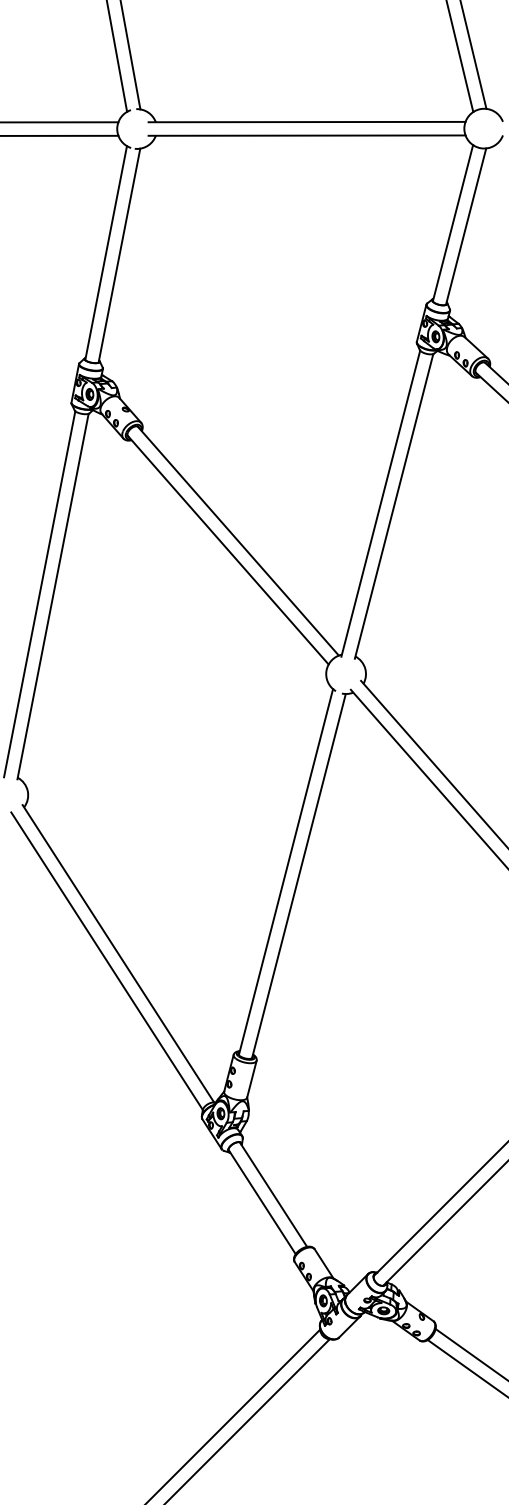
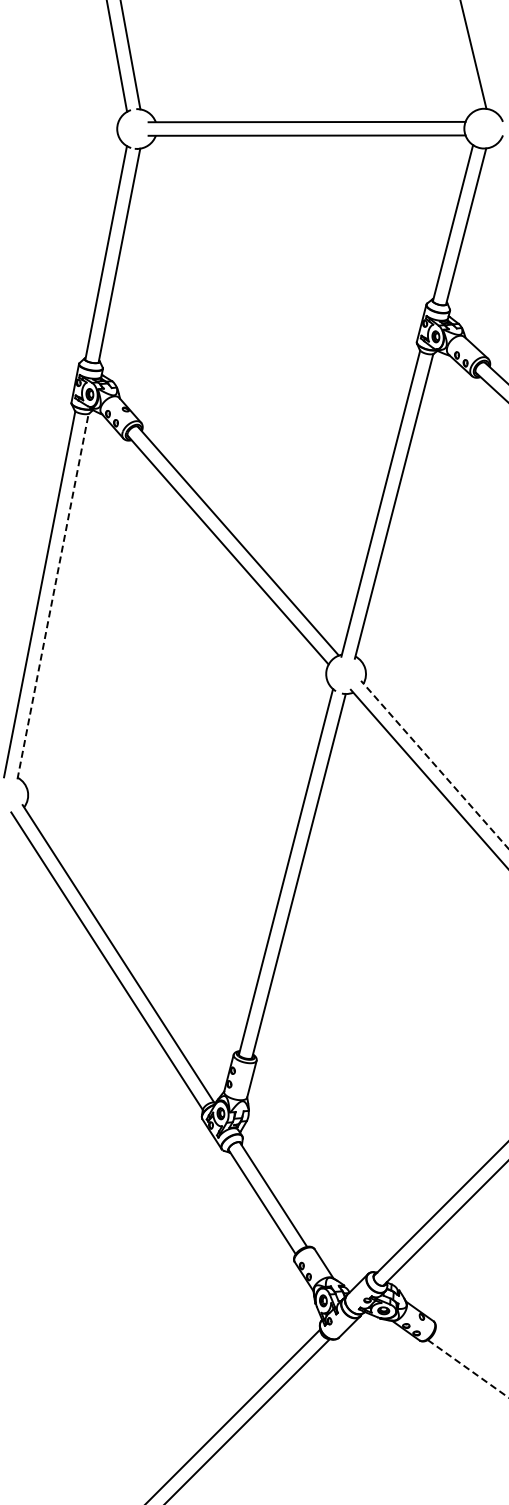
line: present -> none (459, 57)
line: present -> none (60, 122)
line: present -> none (60, 135)
line: solid -> dashed (53, 596)
line: solid -> dashed (434, 764)
line: present -> none (470, 1354)
line: solid -> dashed (468, 1368)
